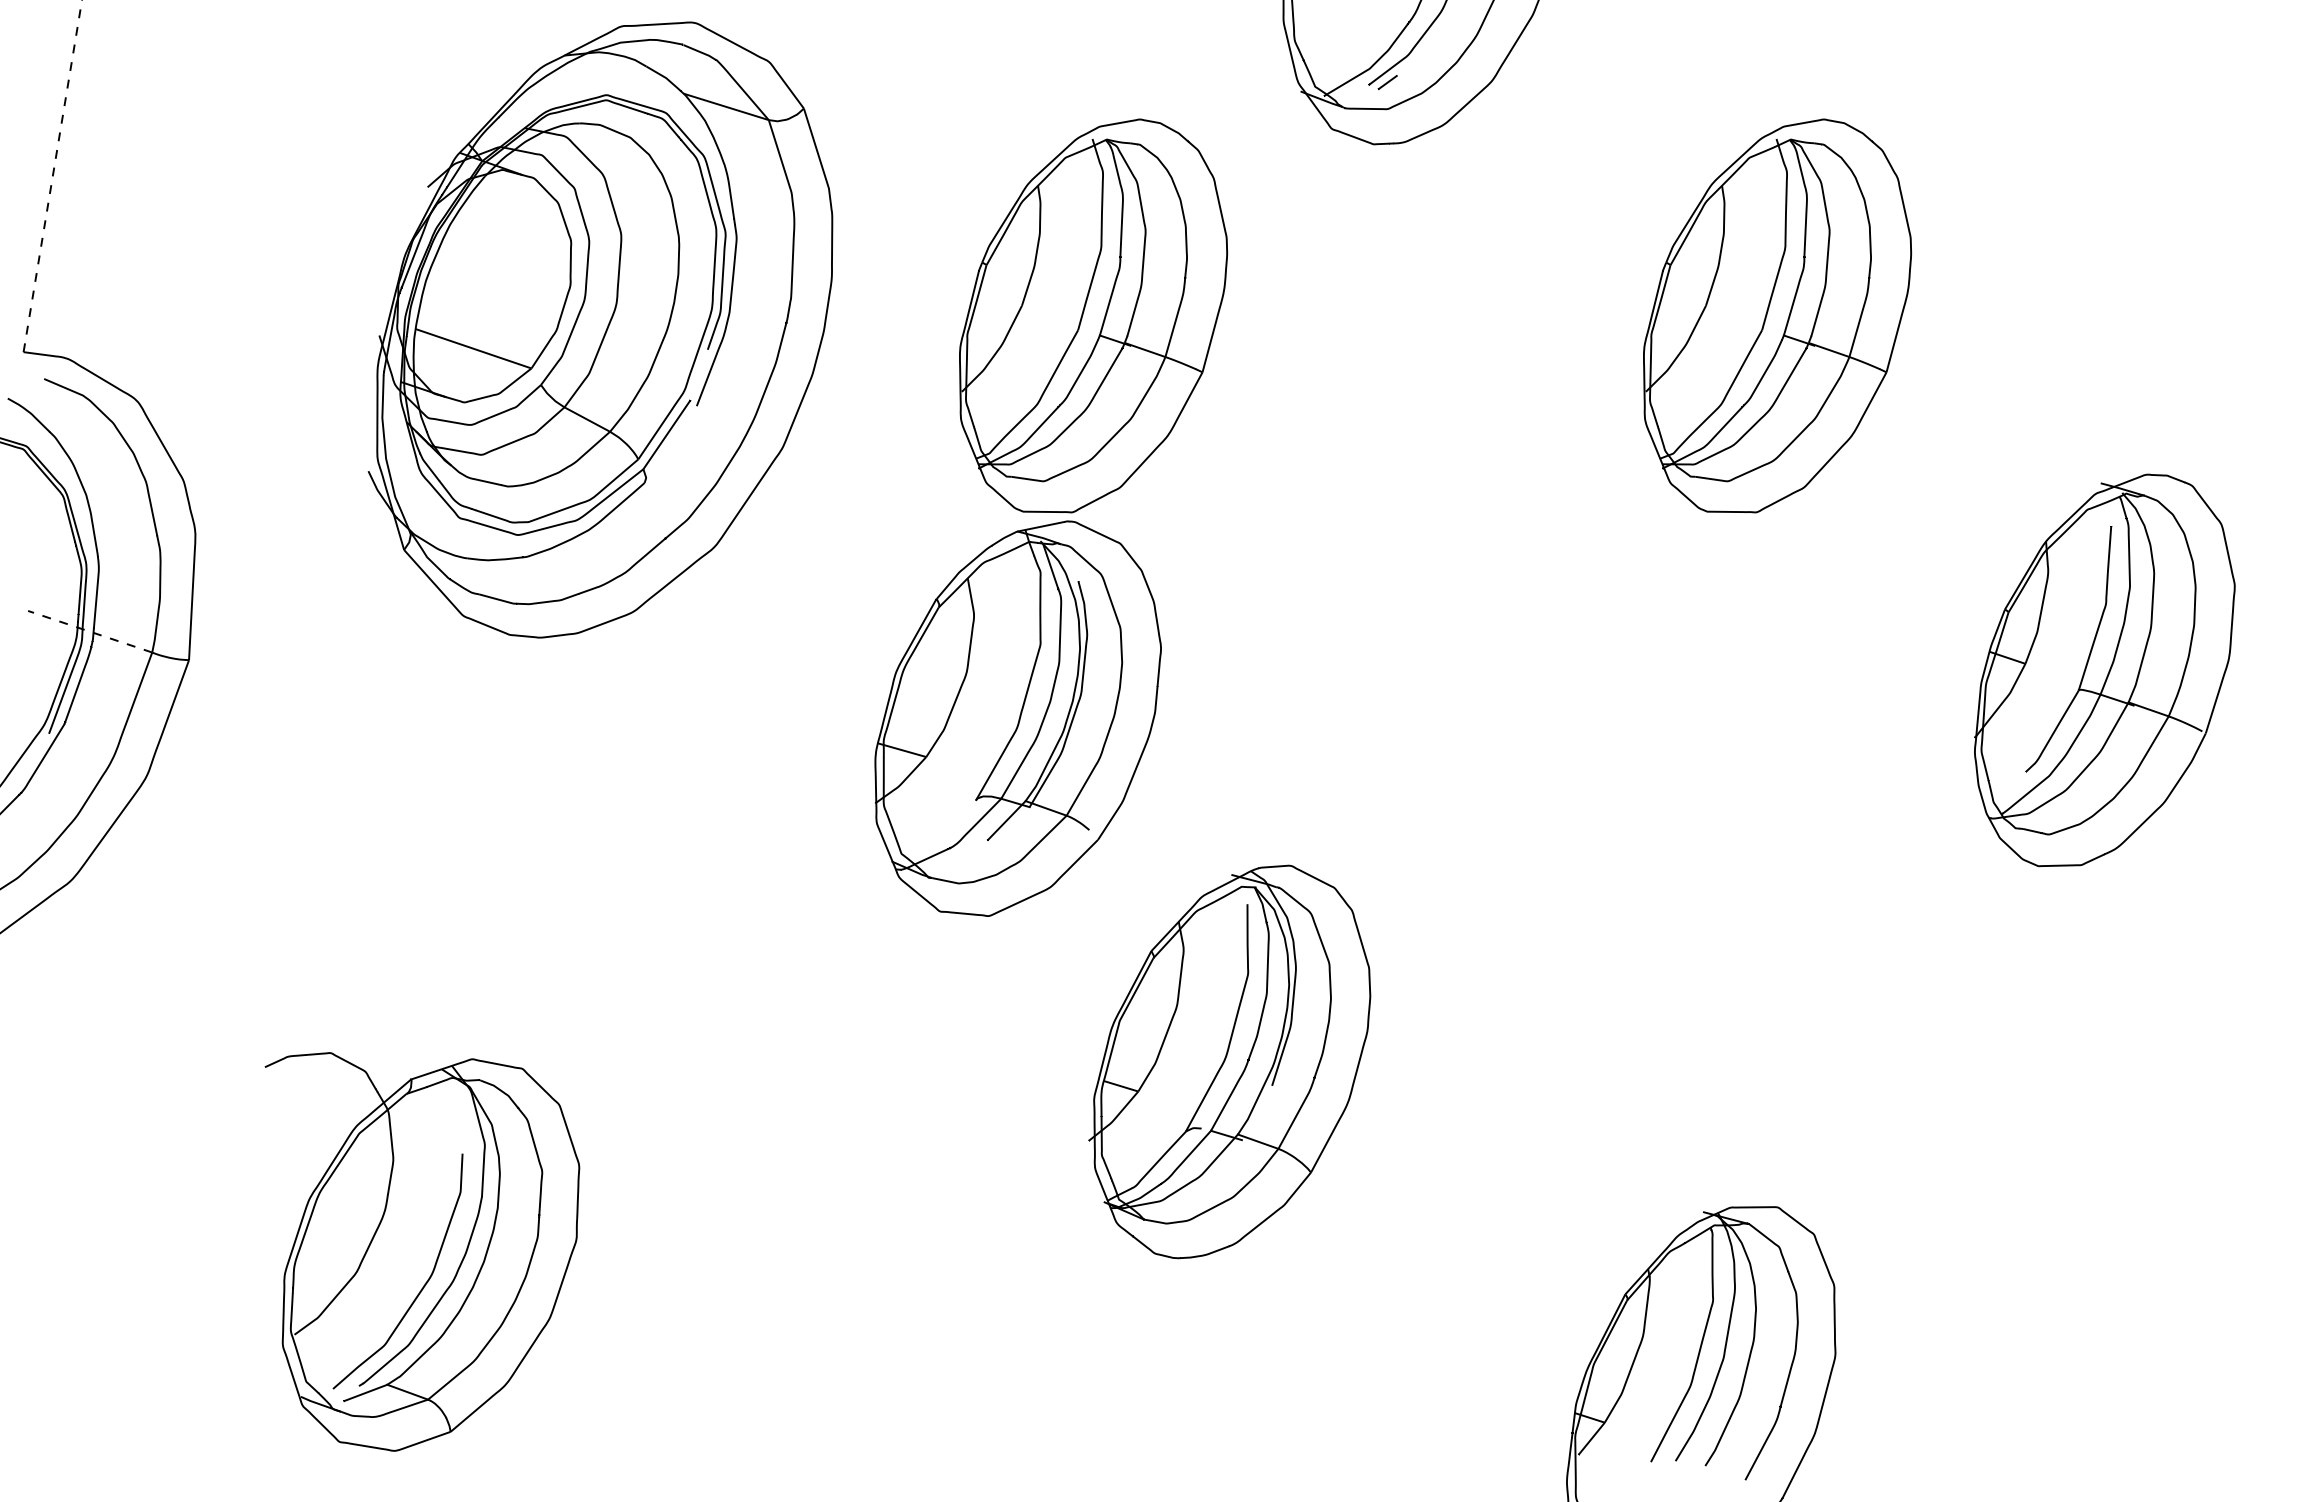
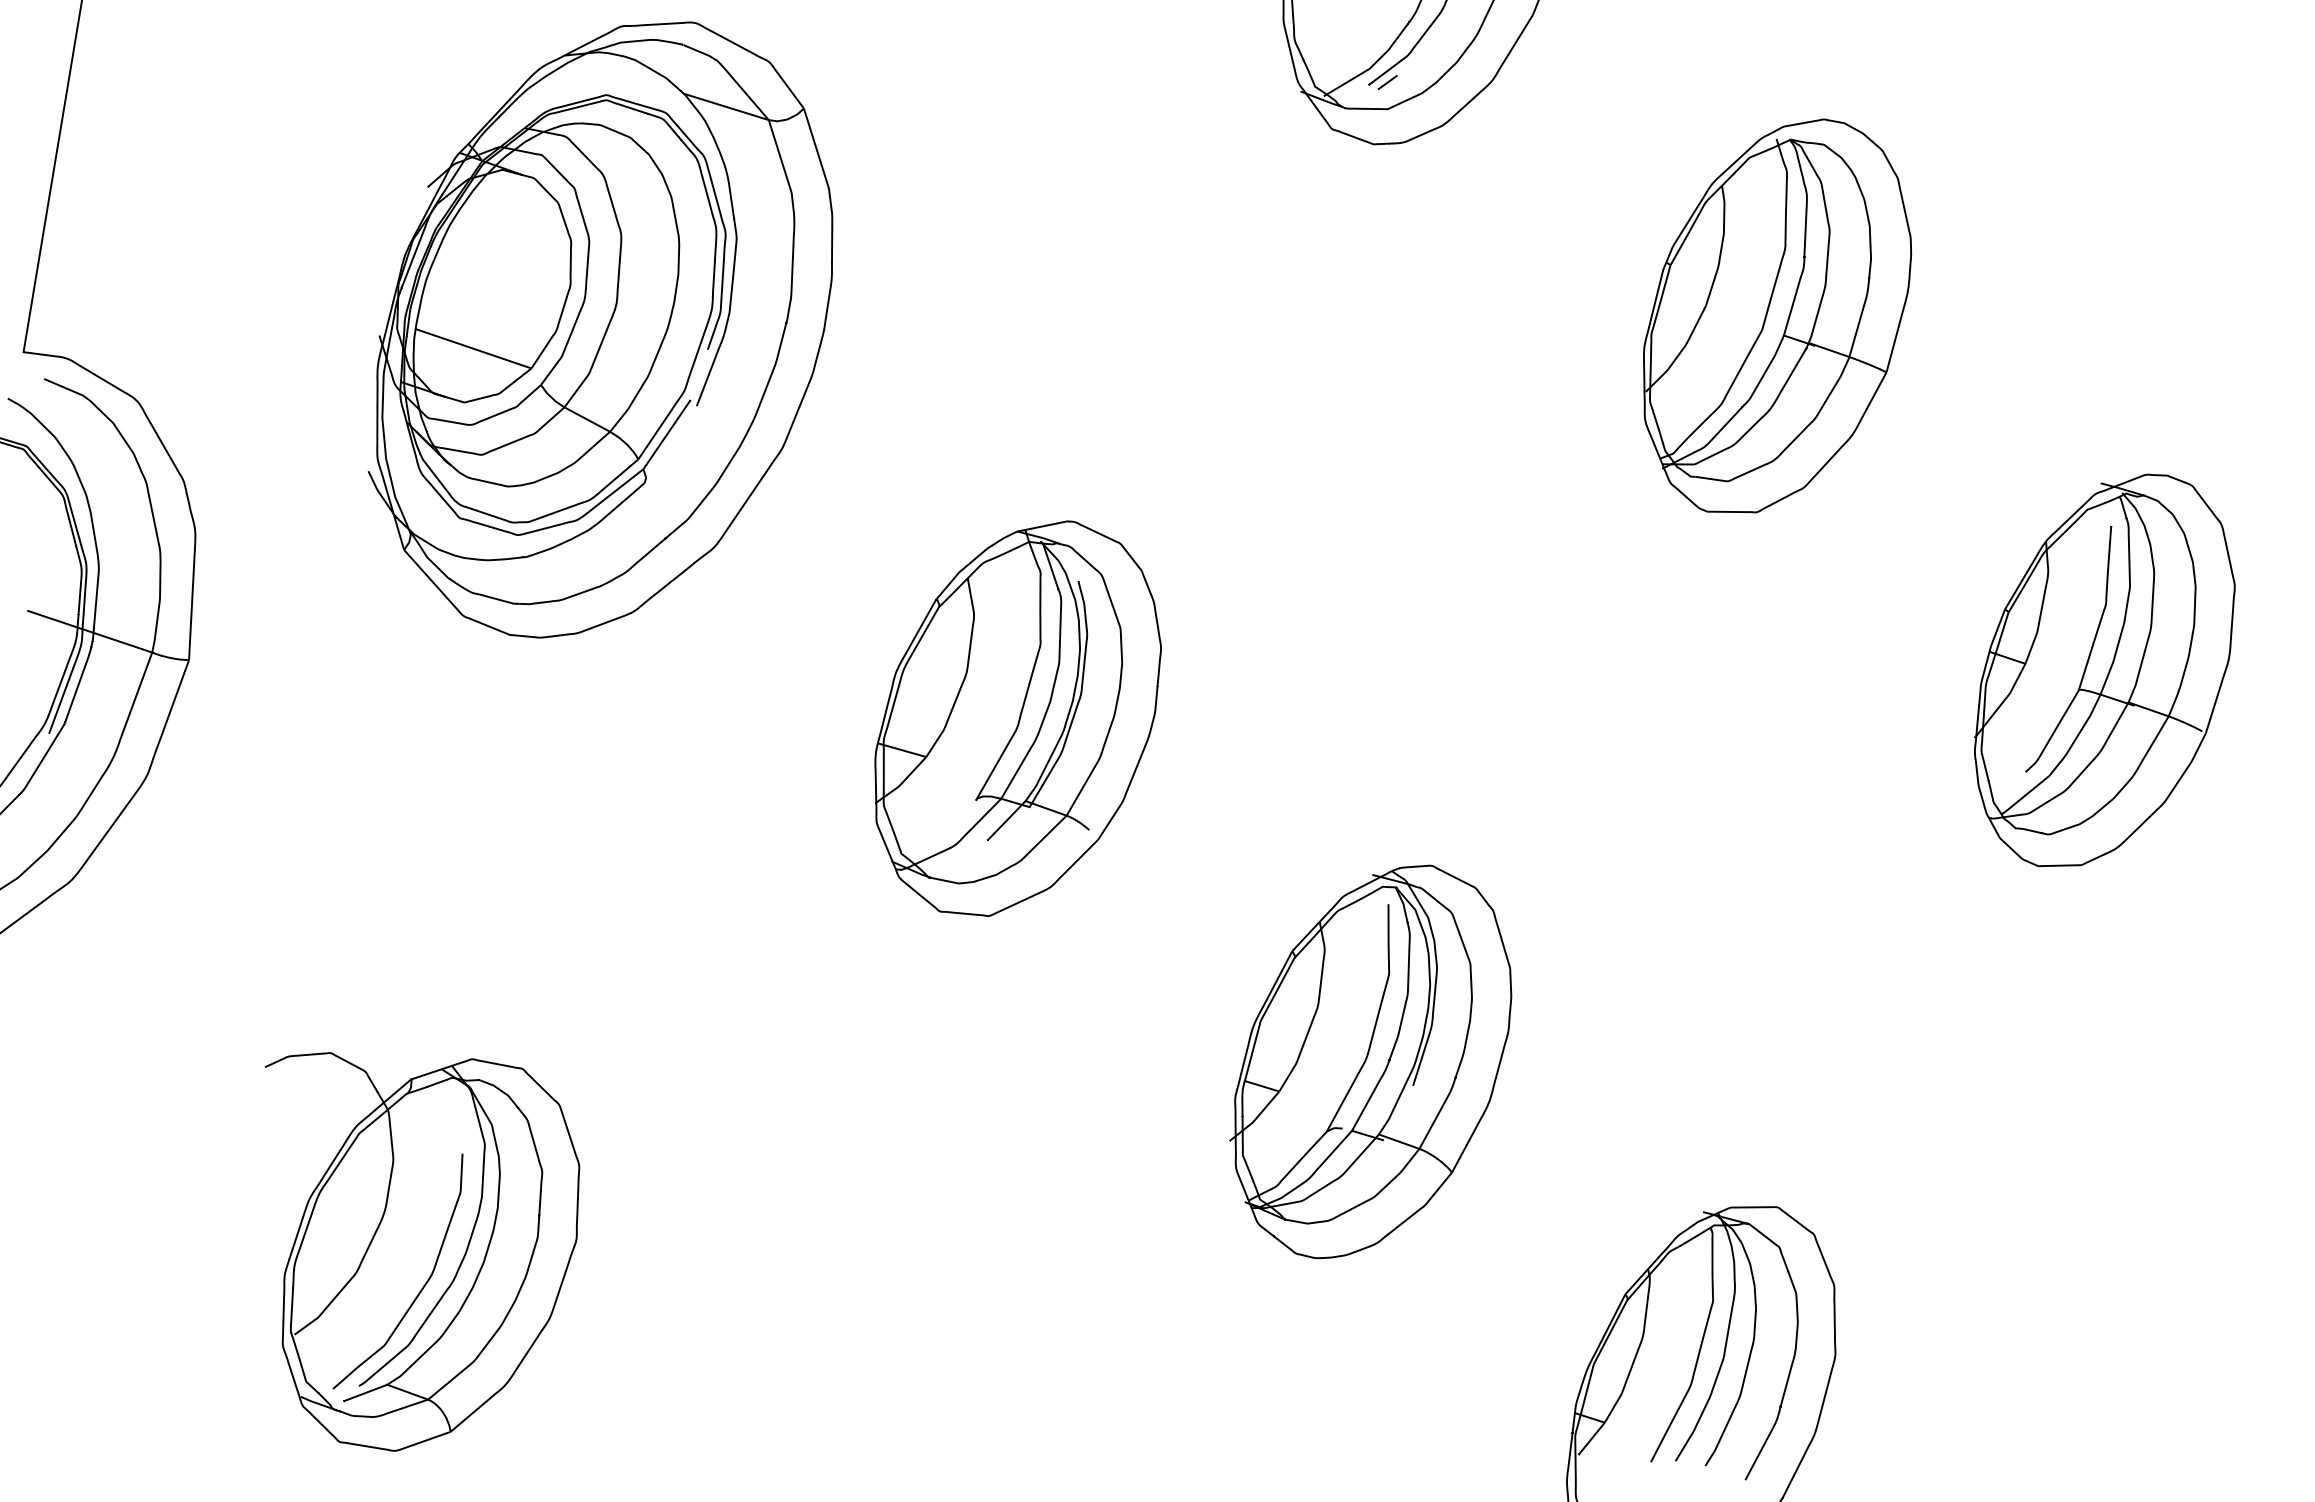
line: dashed -> solid (52, 175)
part: present -> none (1093, 315)
line: dashed -> solid (89, 631)
part position: (1229, 1061) -> (1370, 1061) (1370, 1061)
